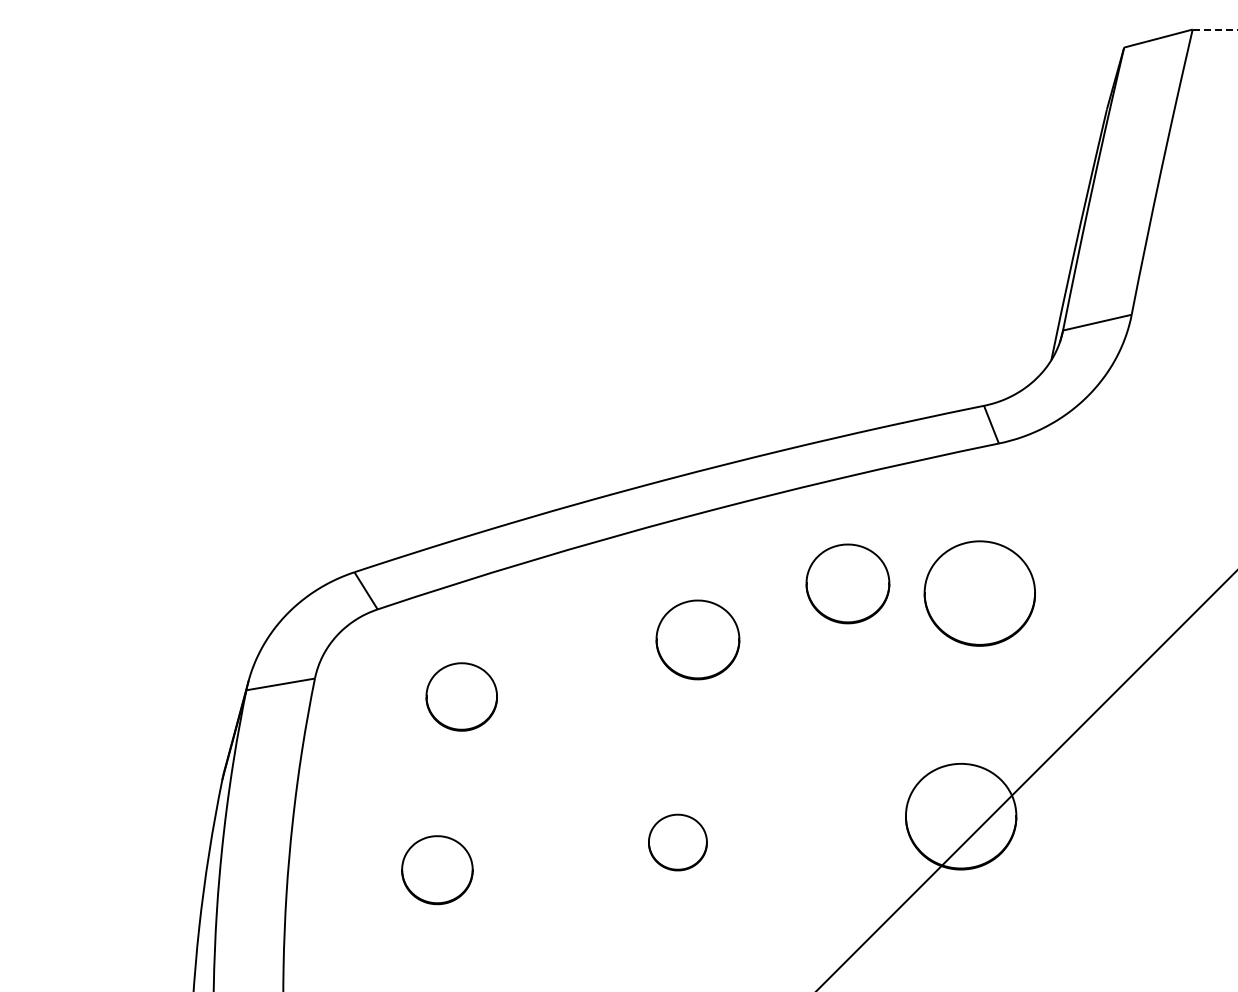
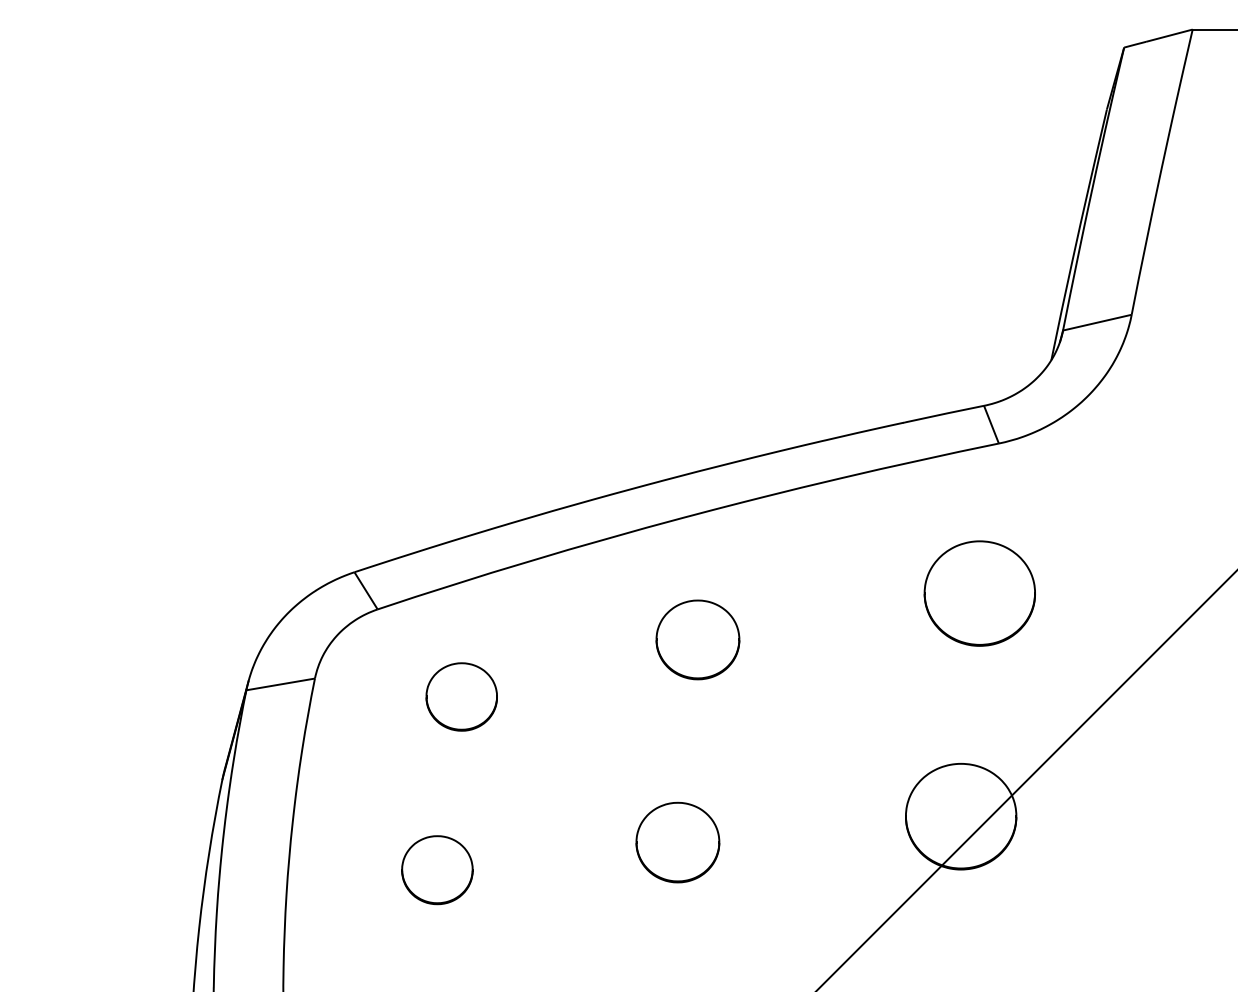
line: dashed -> solid (1215, 29)
part: present -> none (847, 583)
part size: 60x59 px -> 86x83 px (677, 842)
